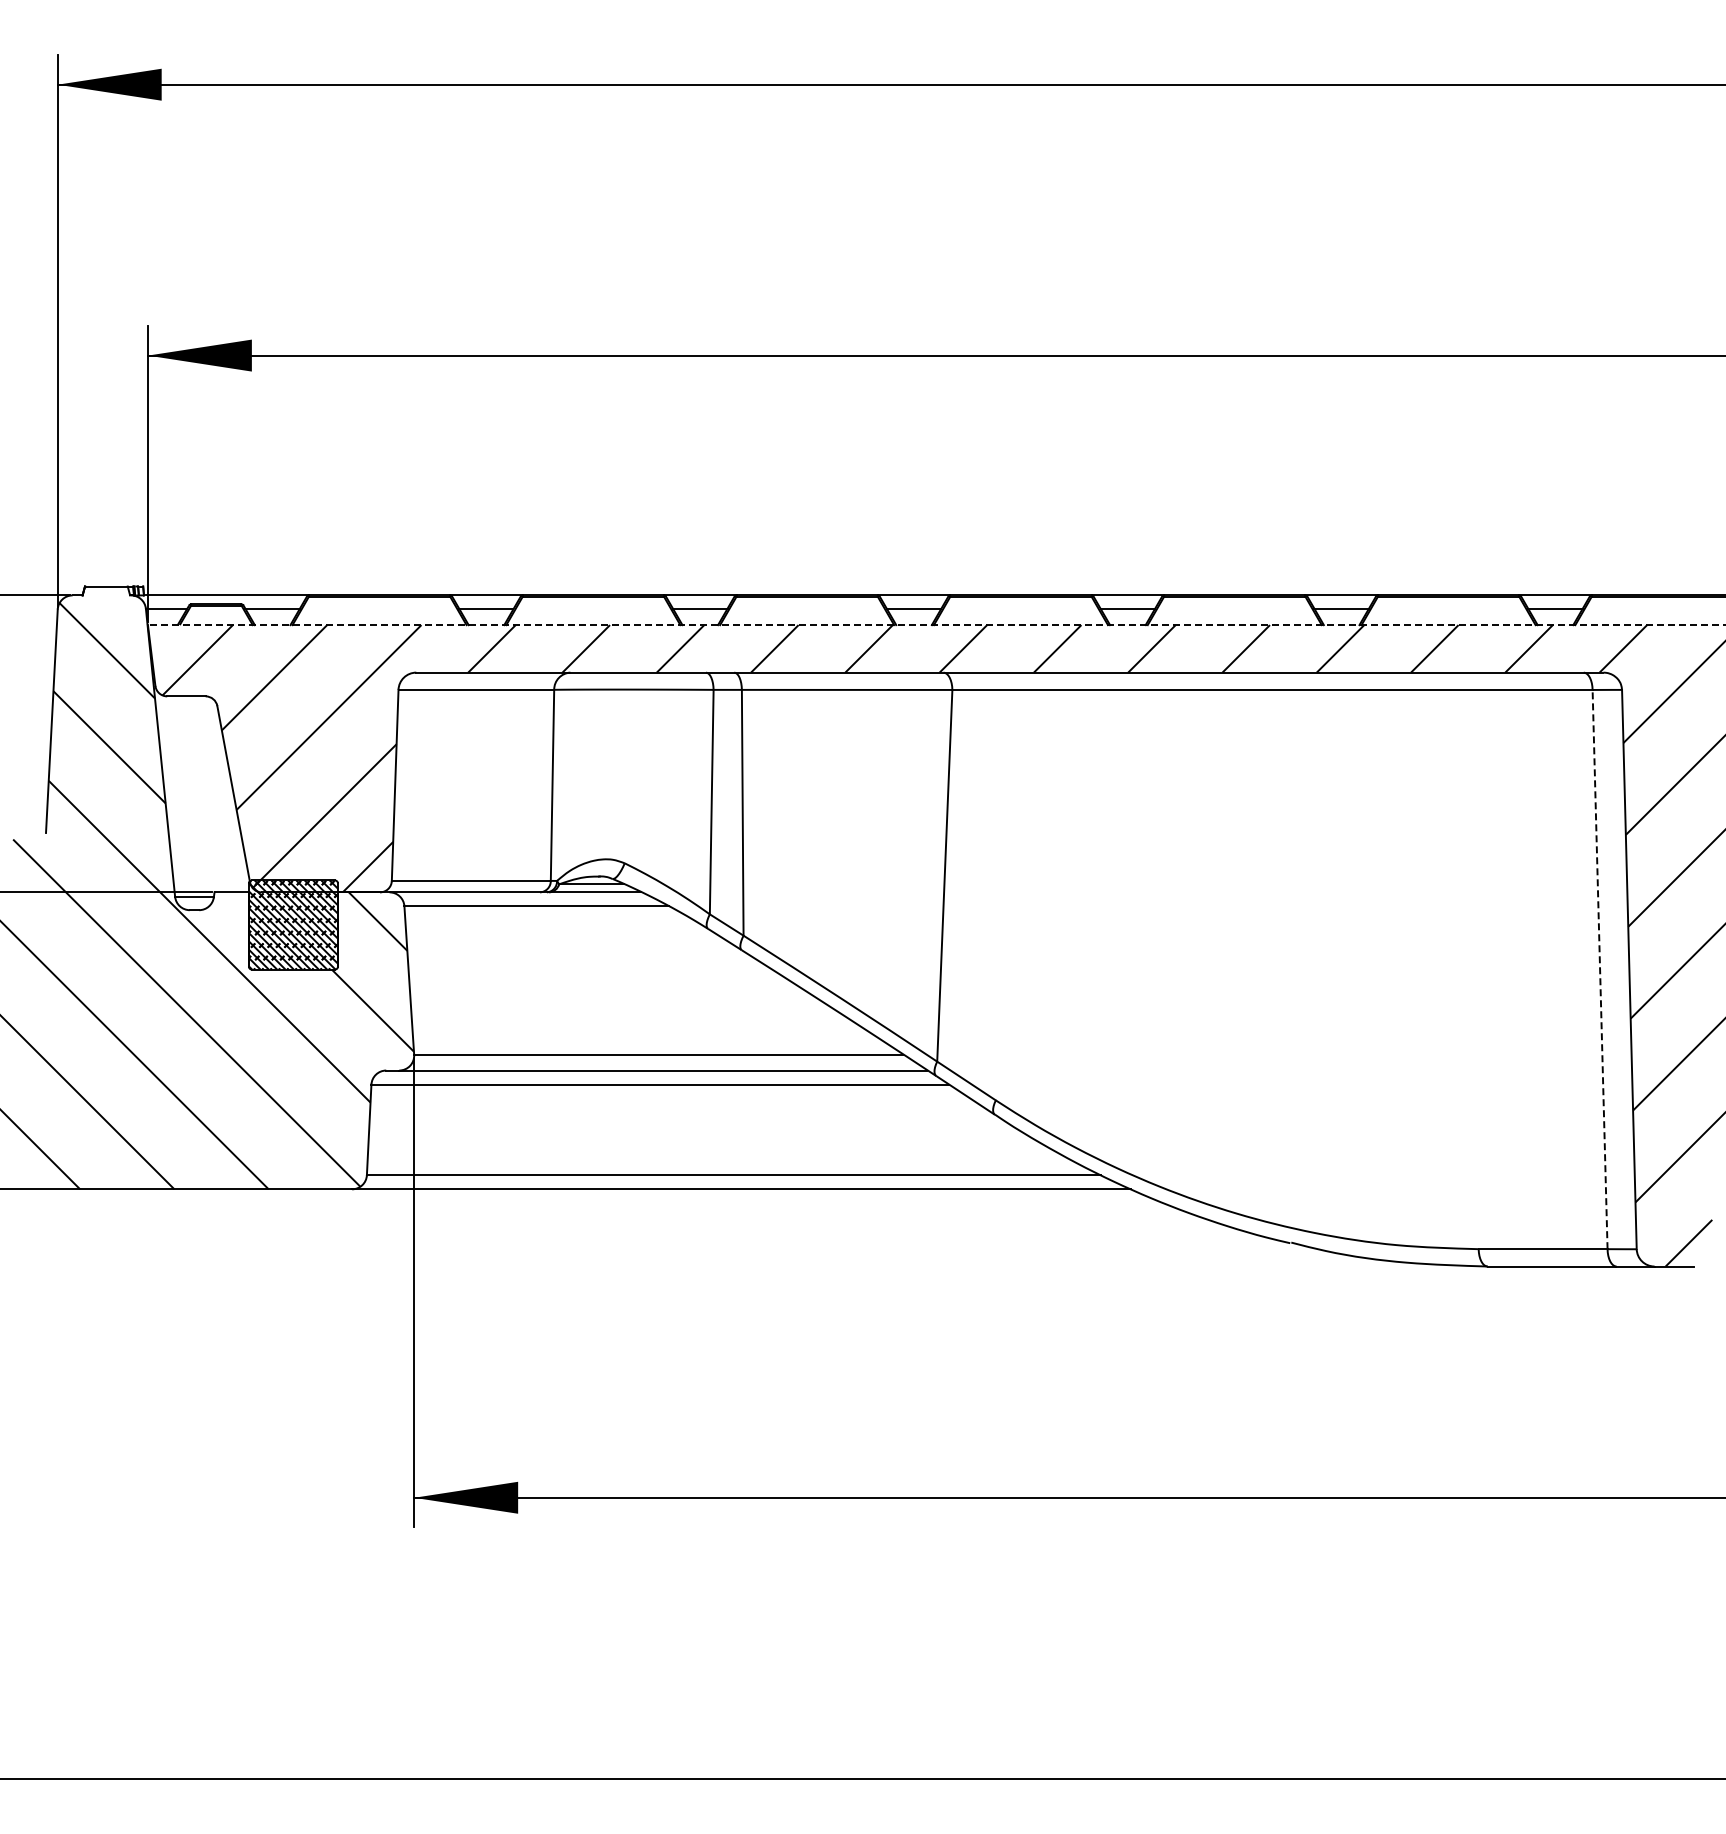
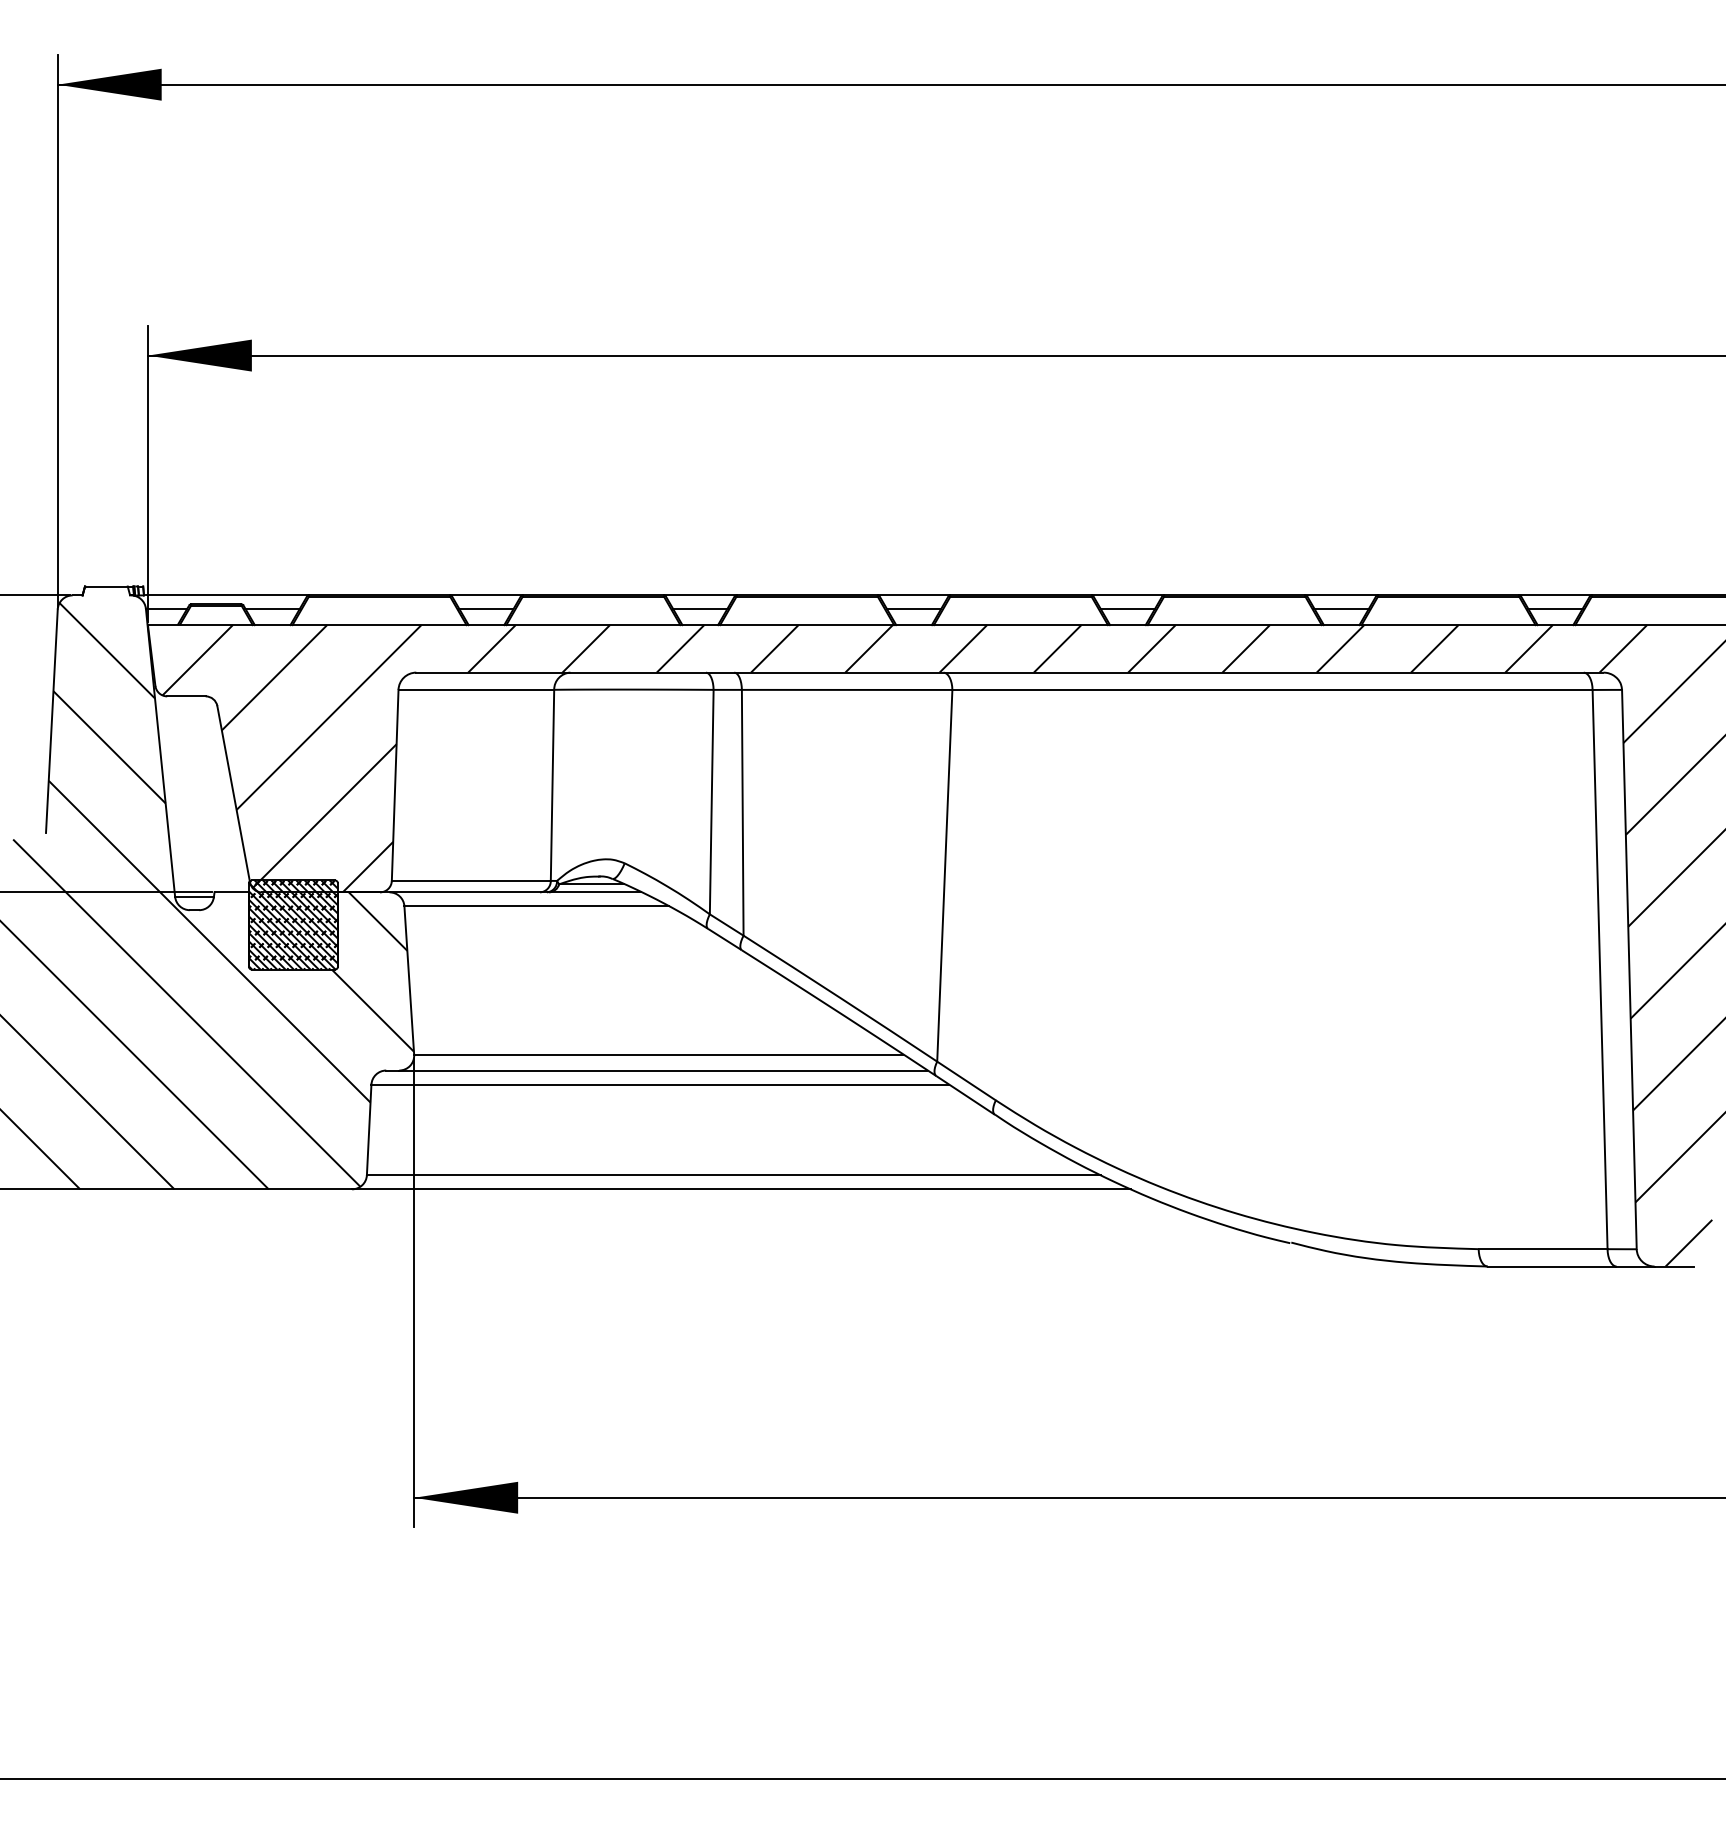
line: dashed -> solid (936, 625)
line: dashed -> solid (1600, 969)
